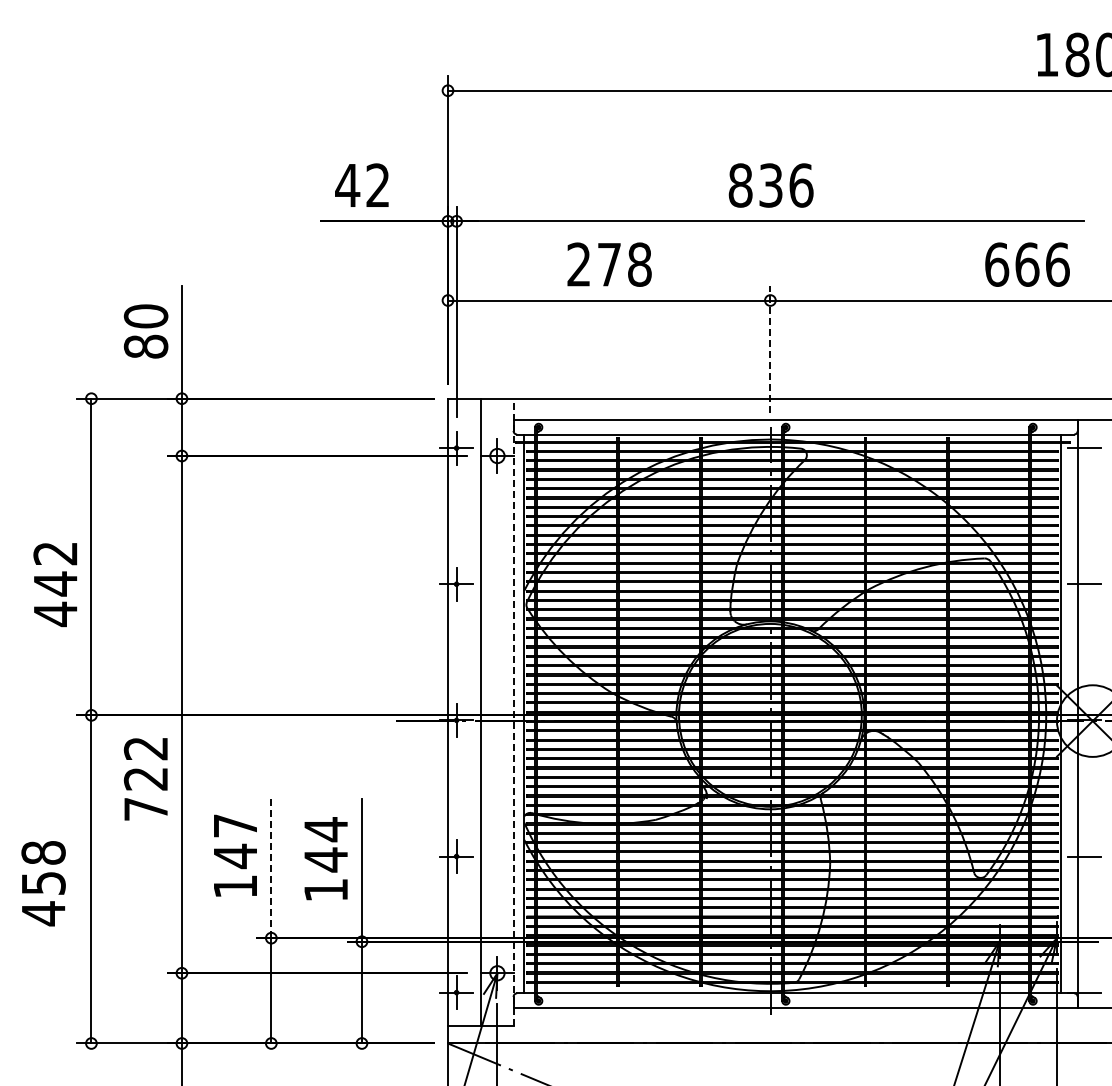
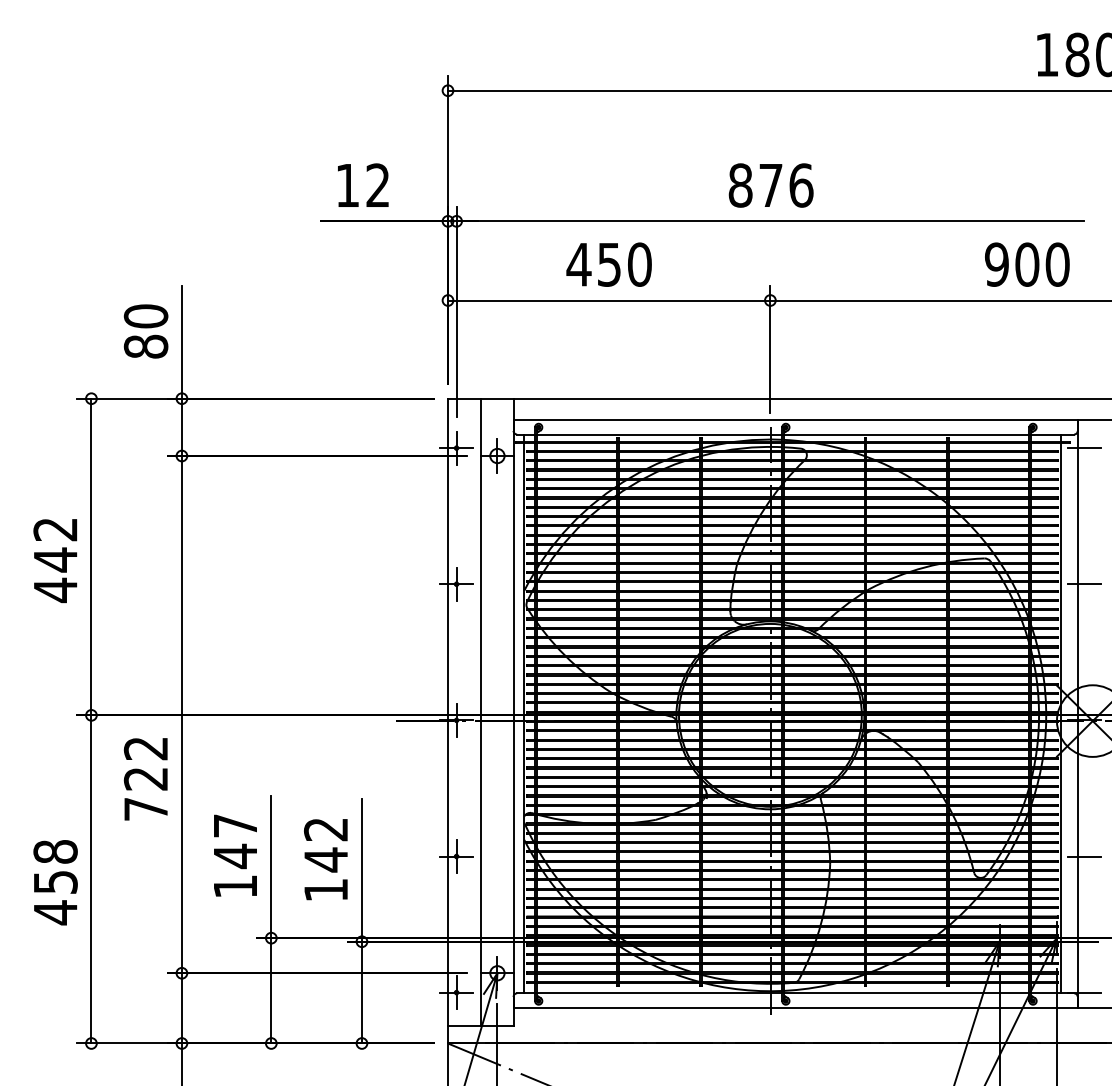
text: 42 -> 12 (347, 185)
text: 836 -> 876 (770, 185)
text: 278 -> 450 (608, 264)
text: 666 -> 900 (1027, 264)
line: dashed -> solid (770, 349)
text position: (55, 585) -> (55, 561) (55, 561)
line: dashed -> solid (513, 711)
text: 144 -> 142 (325, 829)
line: dashed -> solid (271, 866)
text position: (43, 883) -> (55, 882) (55, 882)
